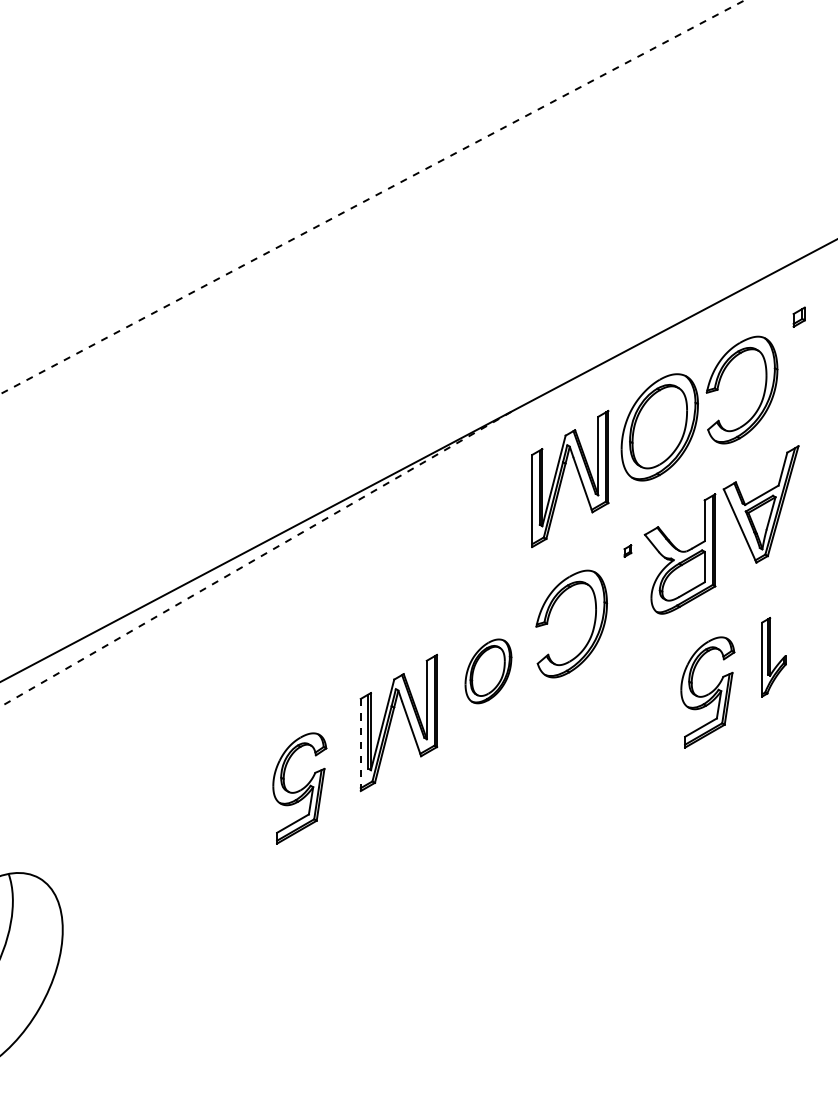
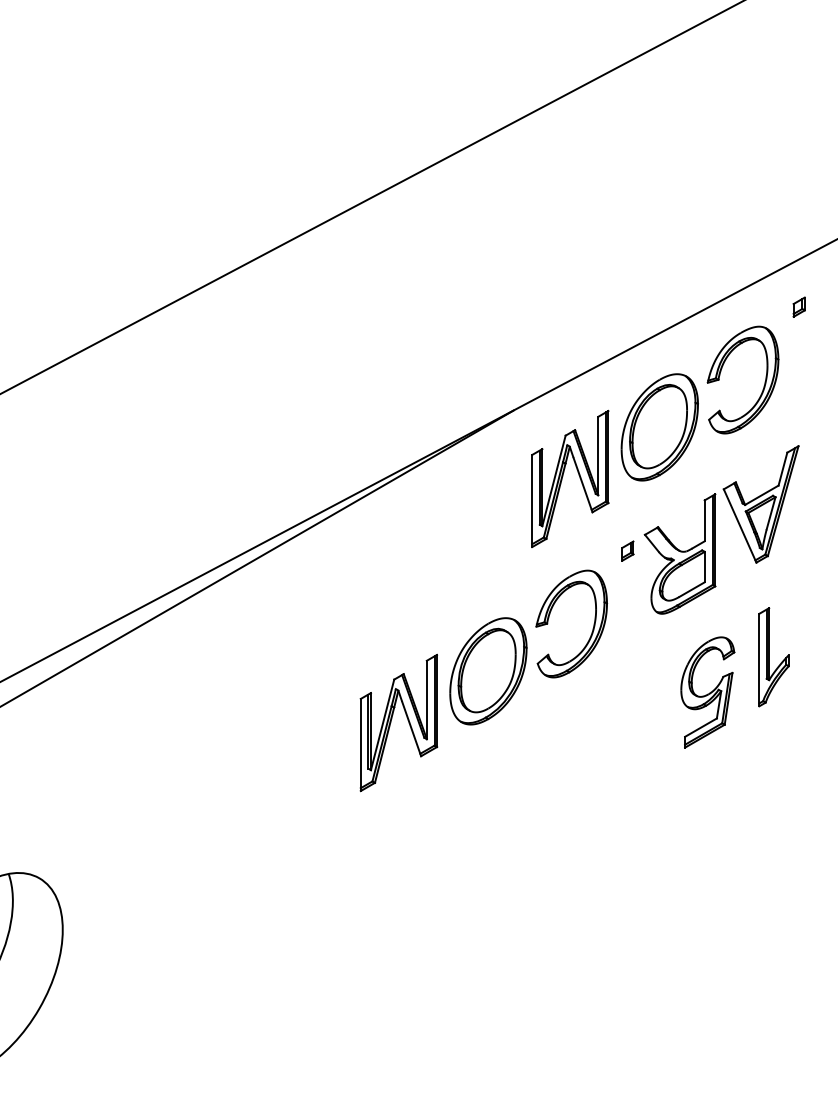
line: dashed -> solid (372, 197)
part position: (798, 316) -> (798, 306) (798, 306)
part position: (763, 391) -> (764, 381) (764, 381)
part size: 10x14 px -> 14x22 px (627, 550)
line: dashed -> solid (257, 558)
part size: 26x81 px -> 32x101 px (773, 657)
part size: 49x67 px -> 79x109 px (488, 671)
line: dashed -> solid (360, 744)
part: present -> none (299, 788)
